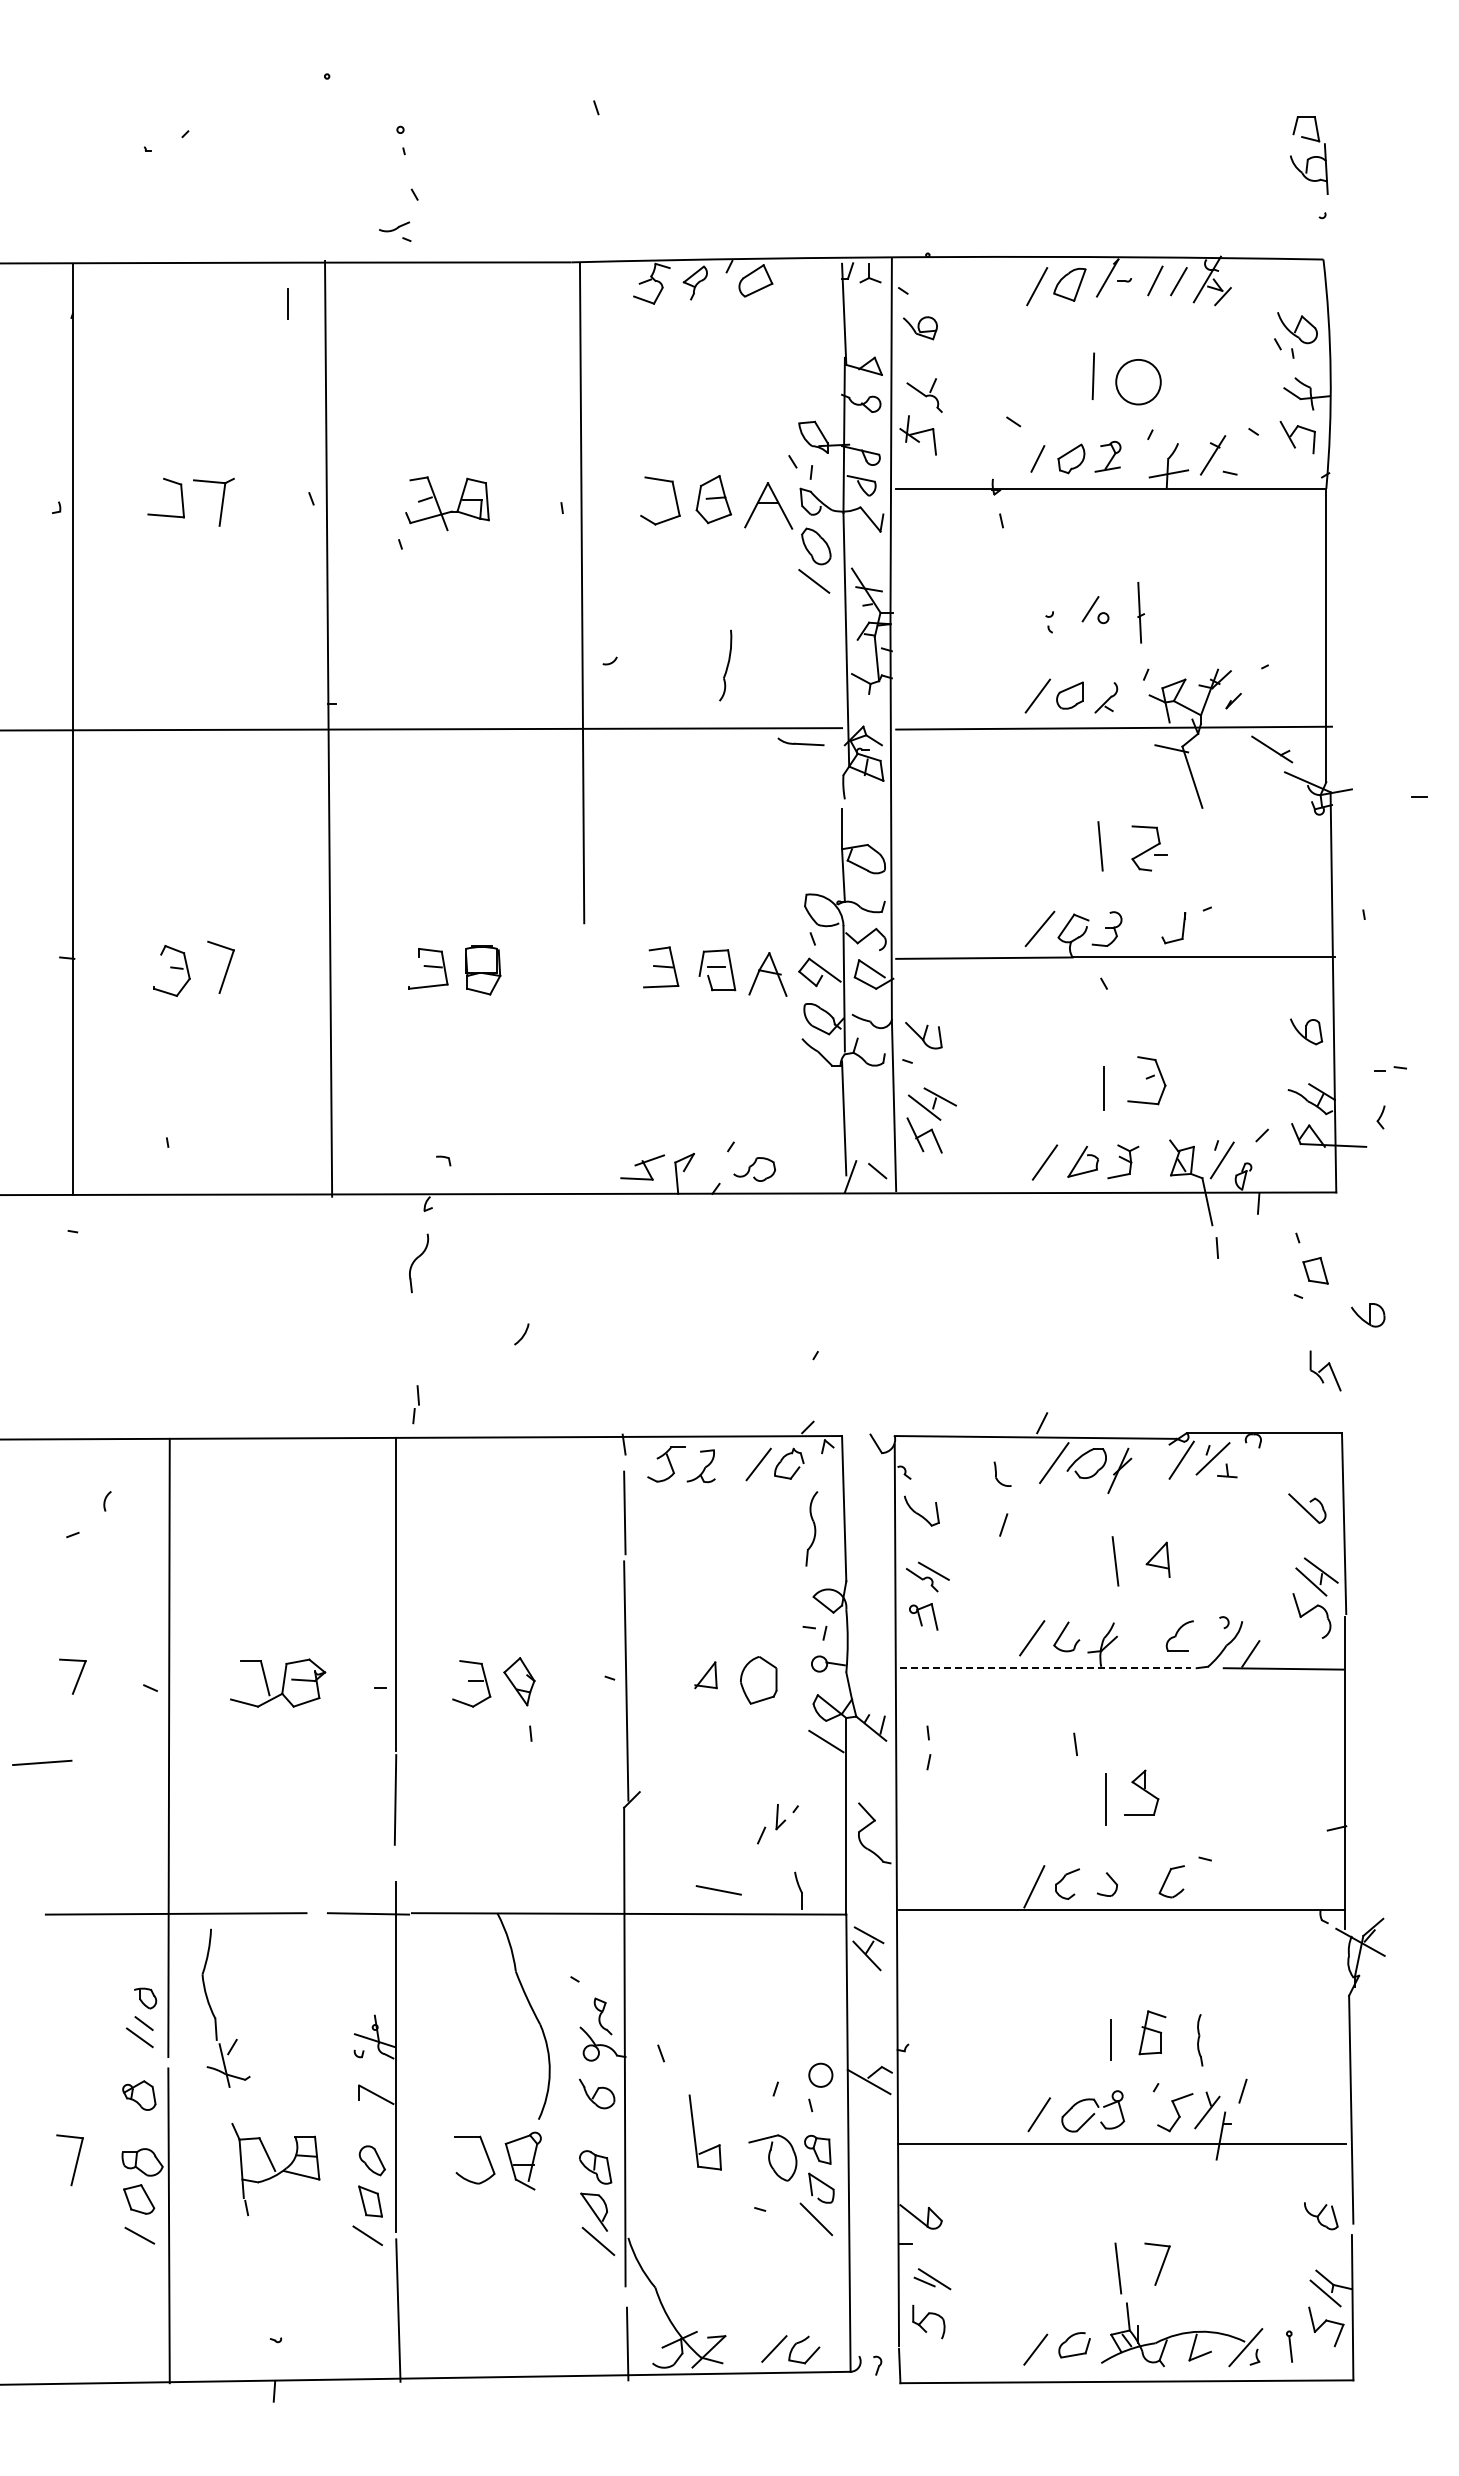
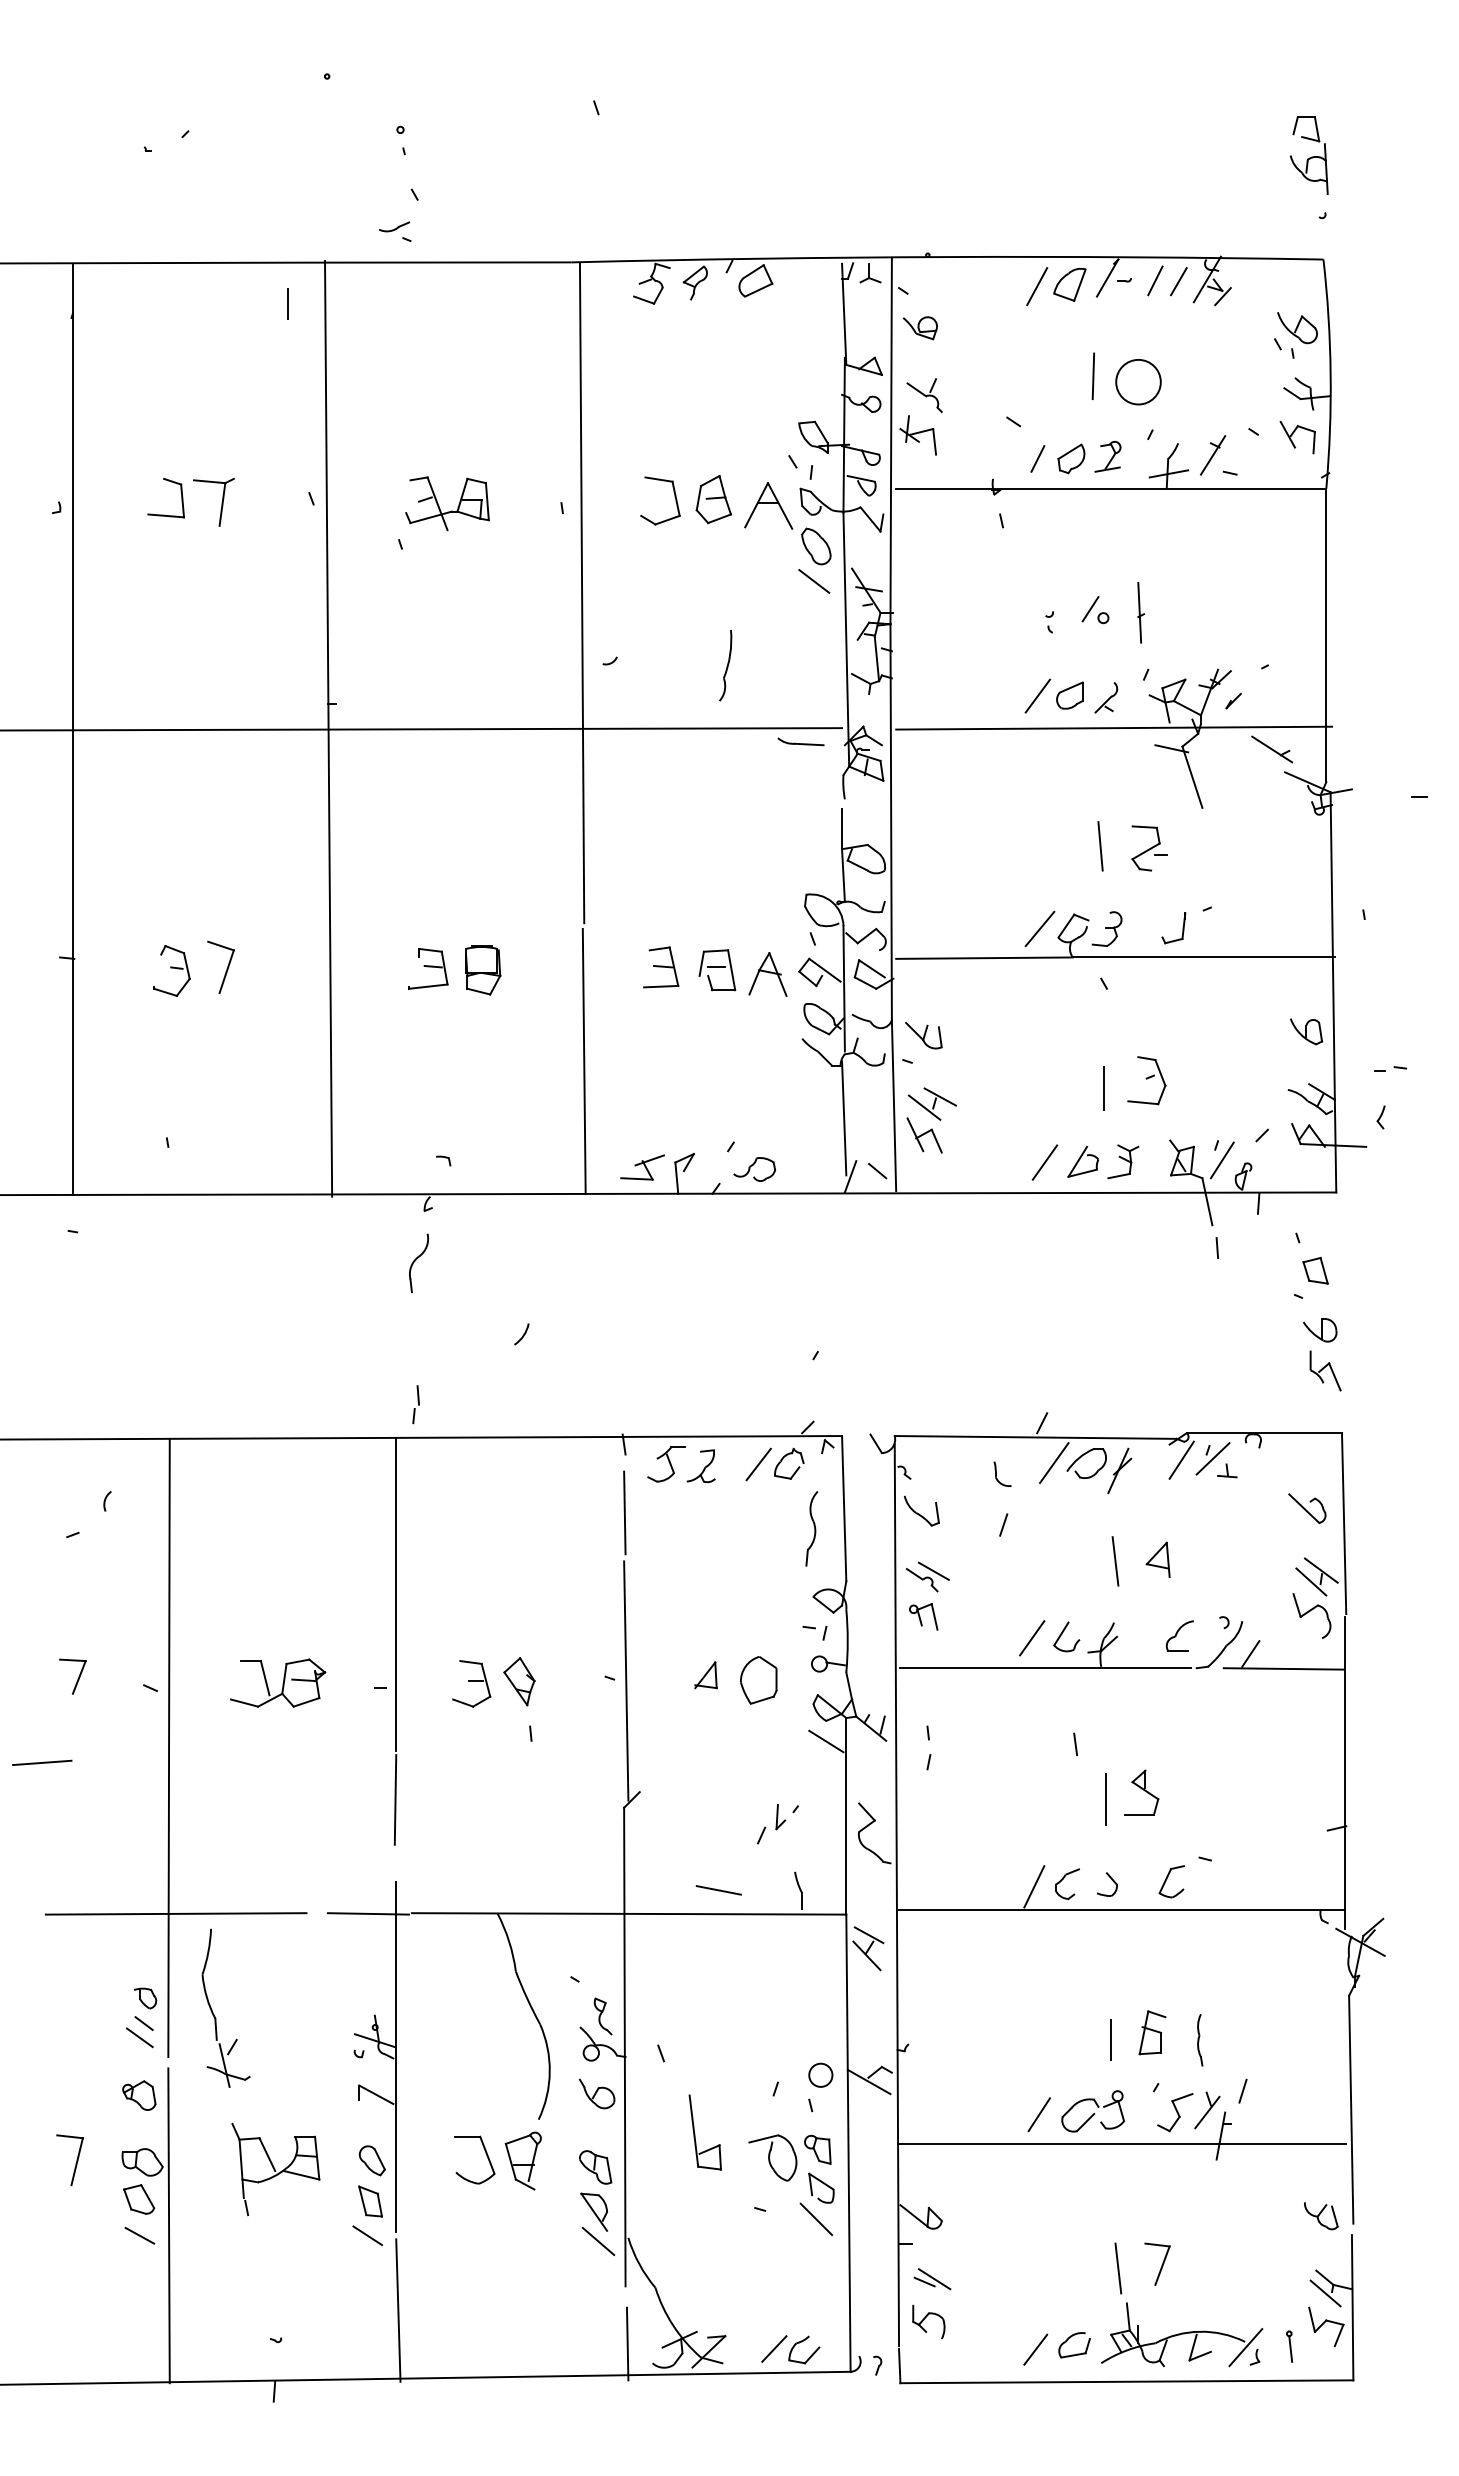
line: none -> present (583, 1060)
part position: (1368, 1315) -> (1320, 1330) (1320, 1330)
line: dashed -> solid (1046, 1668)
